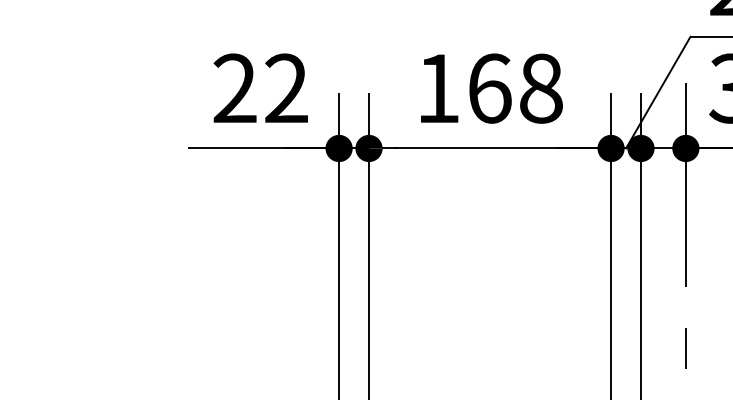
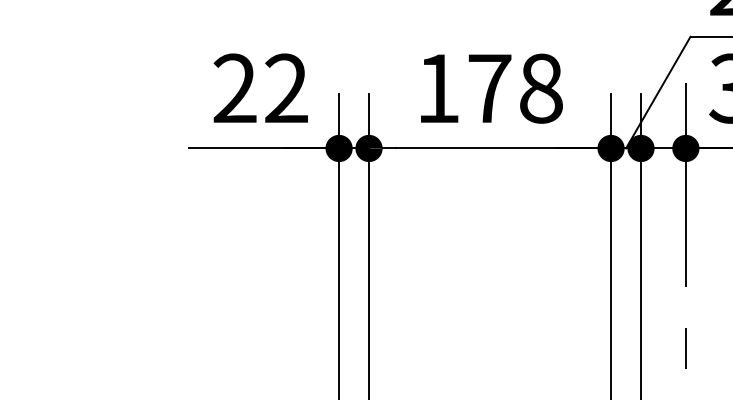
text: 168 -> 178 (489, 88)
